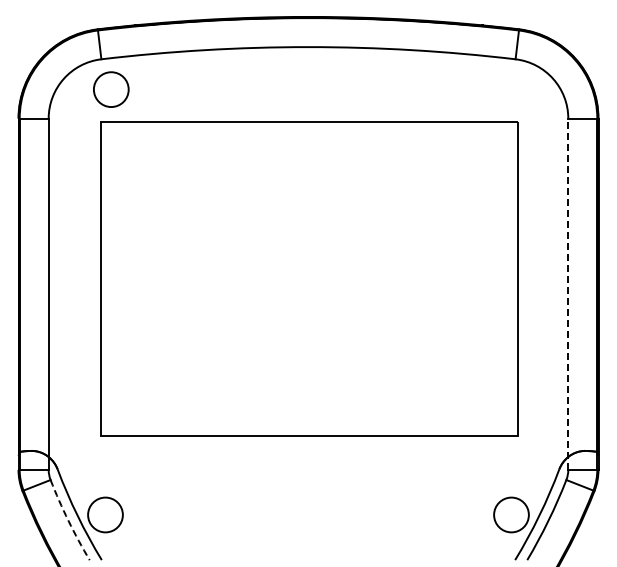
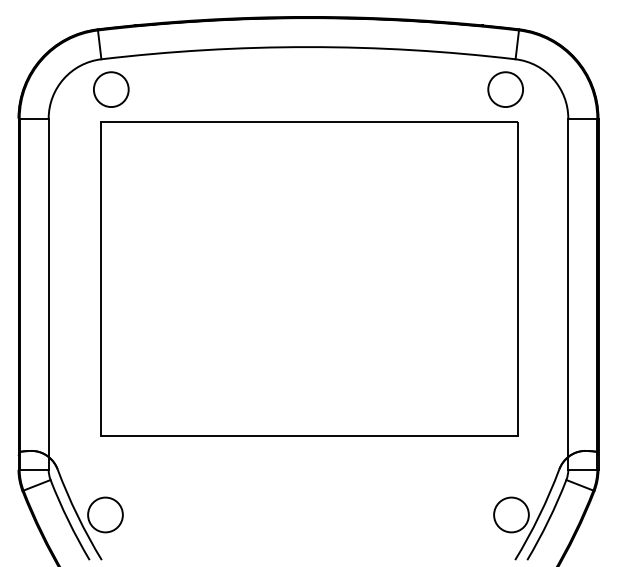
circle: none -> present (505, 89)
line: dashed -> solid (568, 294)
arc: dashed -> solid (68, 520)
